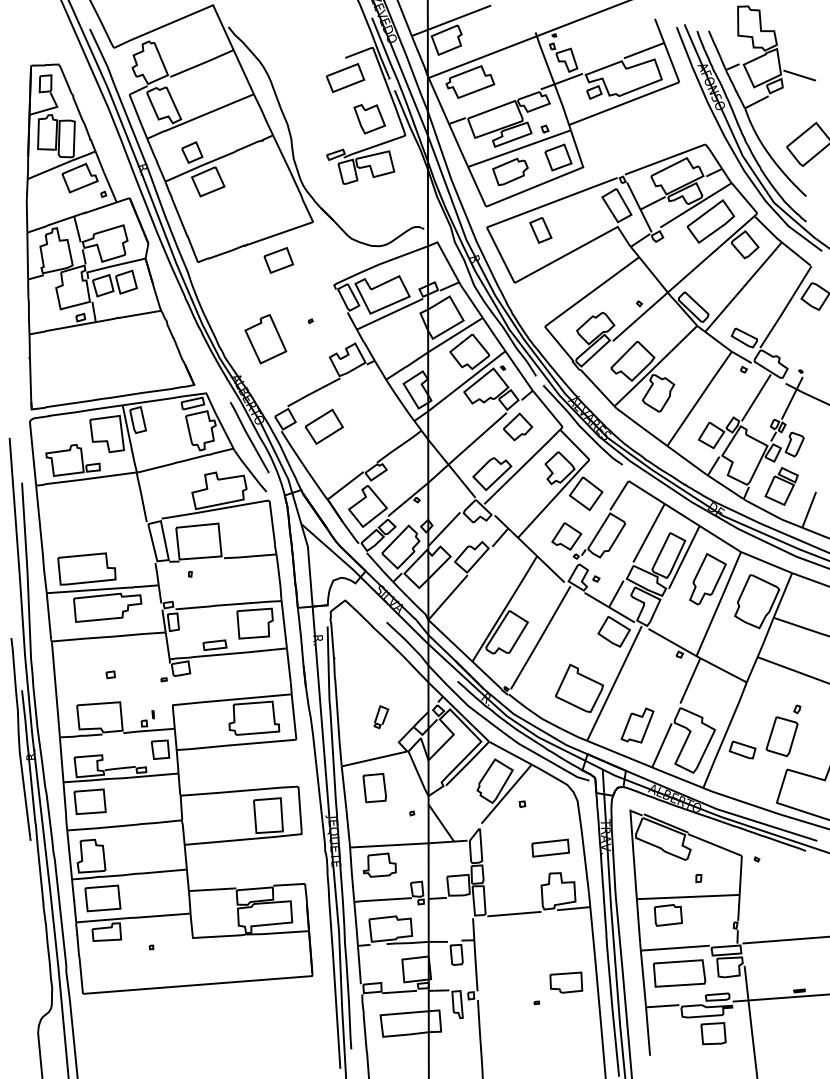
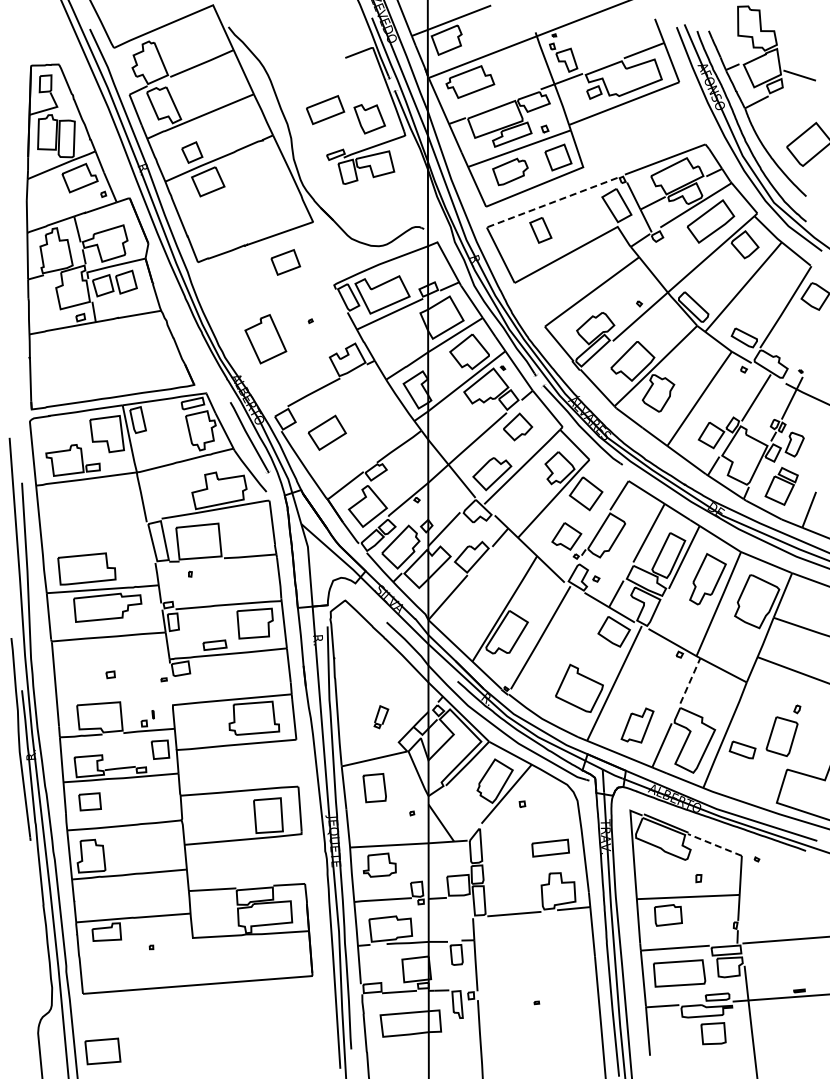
part position: (345, 78) -> (325, 110) (325, 110)
line: solid -> dashed (552, 202)
part position: (278, 260) -> (285, 262) (285, 262)
part position: (323, 426) -> (326, 432) (326, 432)
line: solid -> dashed (690, 680)
part size: 34x28 px -> 24x20 px (89, 801)
line: solid -> dashed (714, 844)
part position: (102, 898) -> (102, 1051) (102, 1051)
part: present -> none (566, 982)
